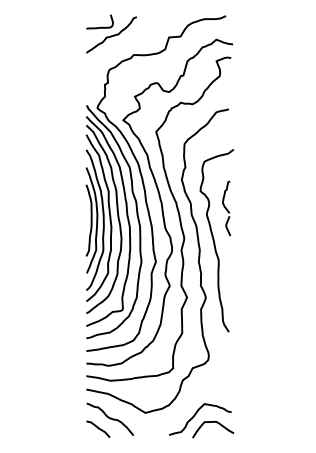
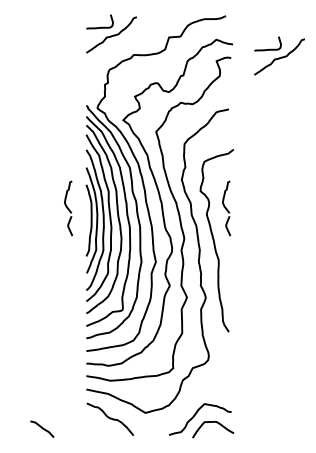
part: none -> present (279, 55)
part: none -> present (68, 208)
curve position: (98, 428) -> (42, 428) (42, 428)
